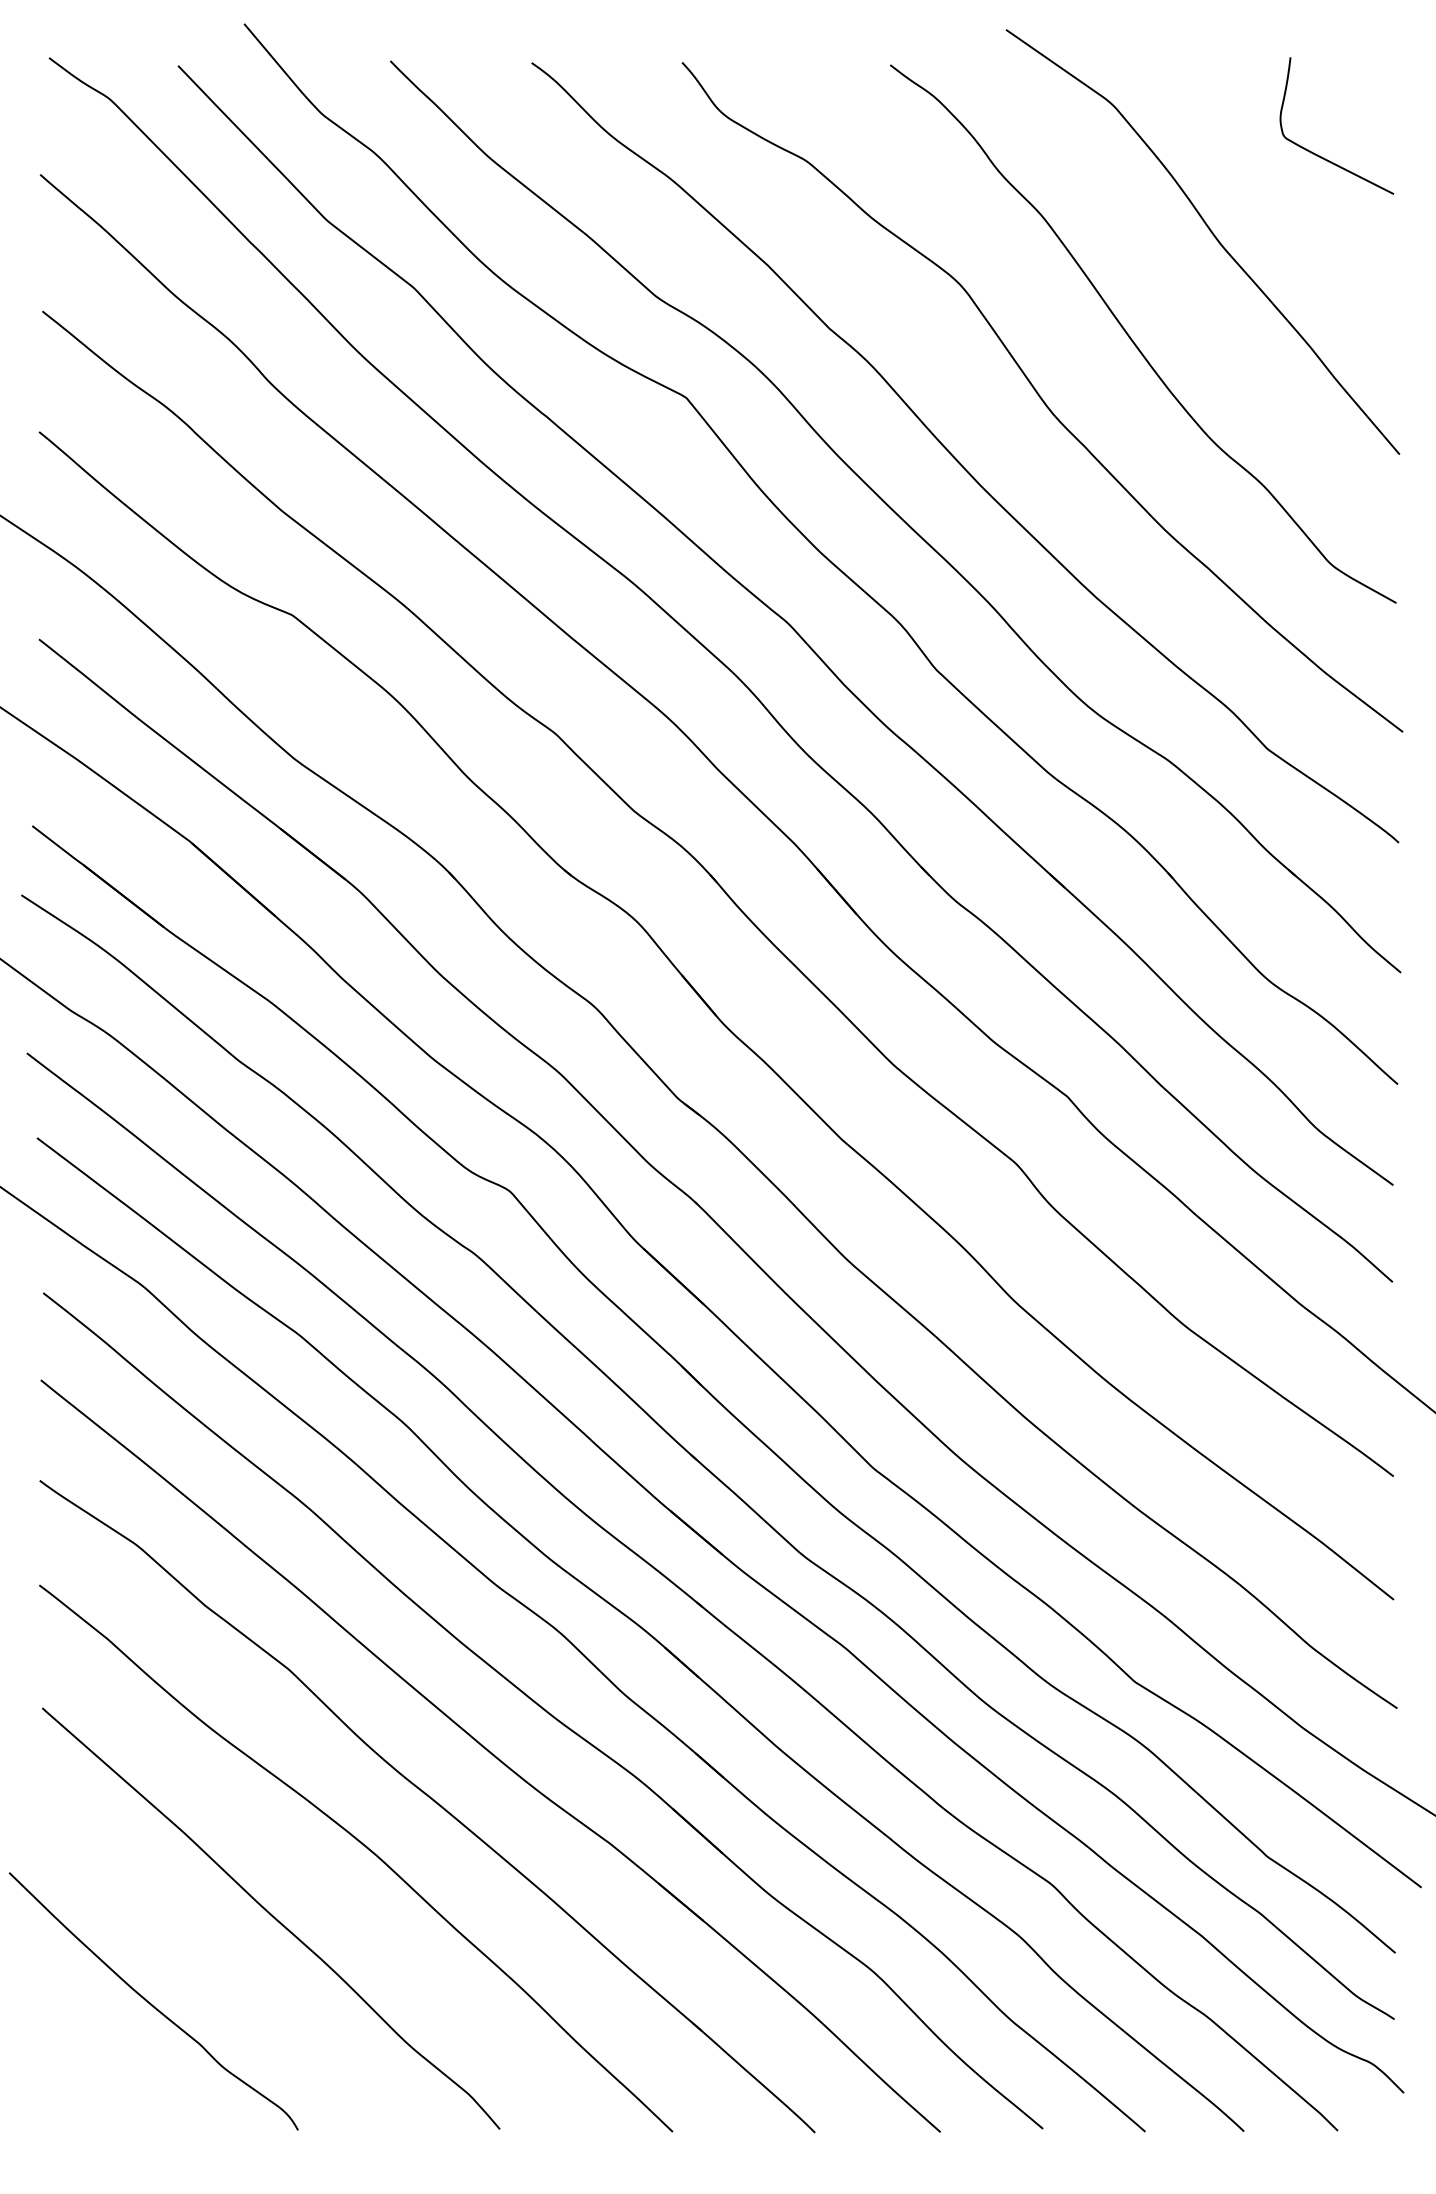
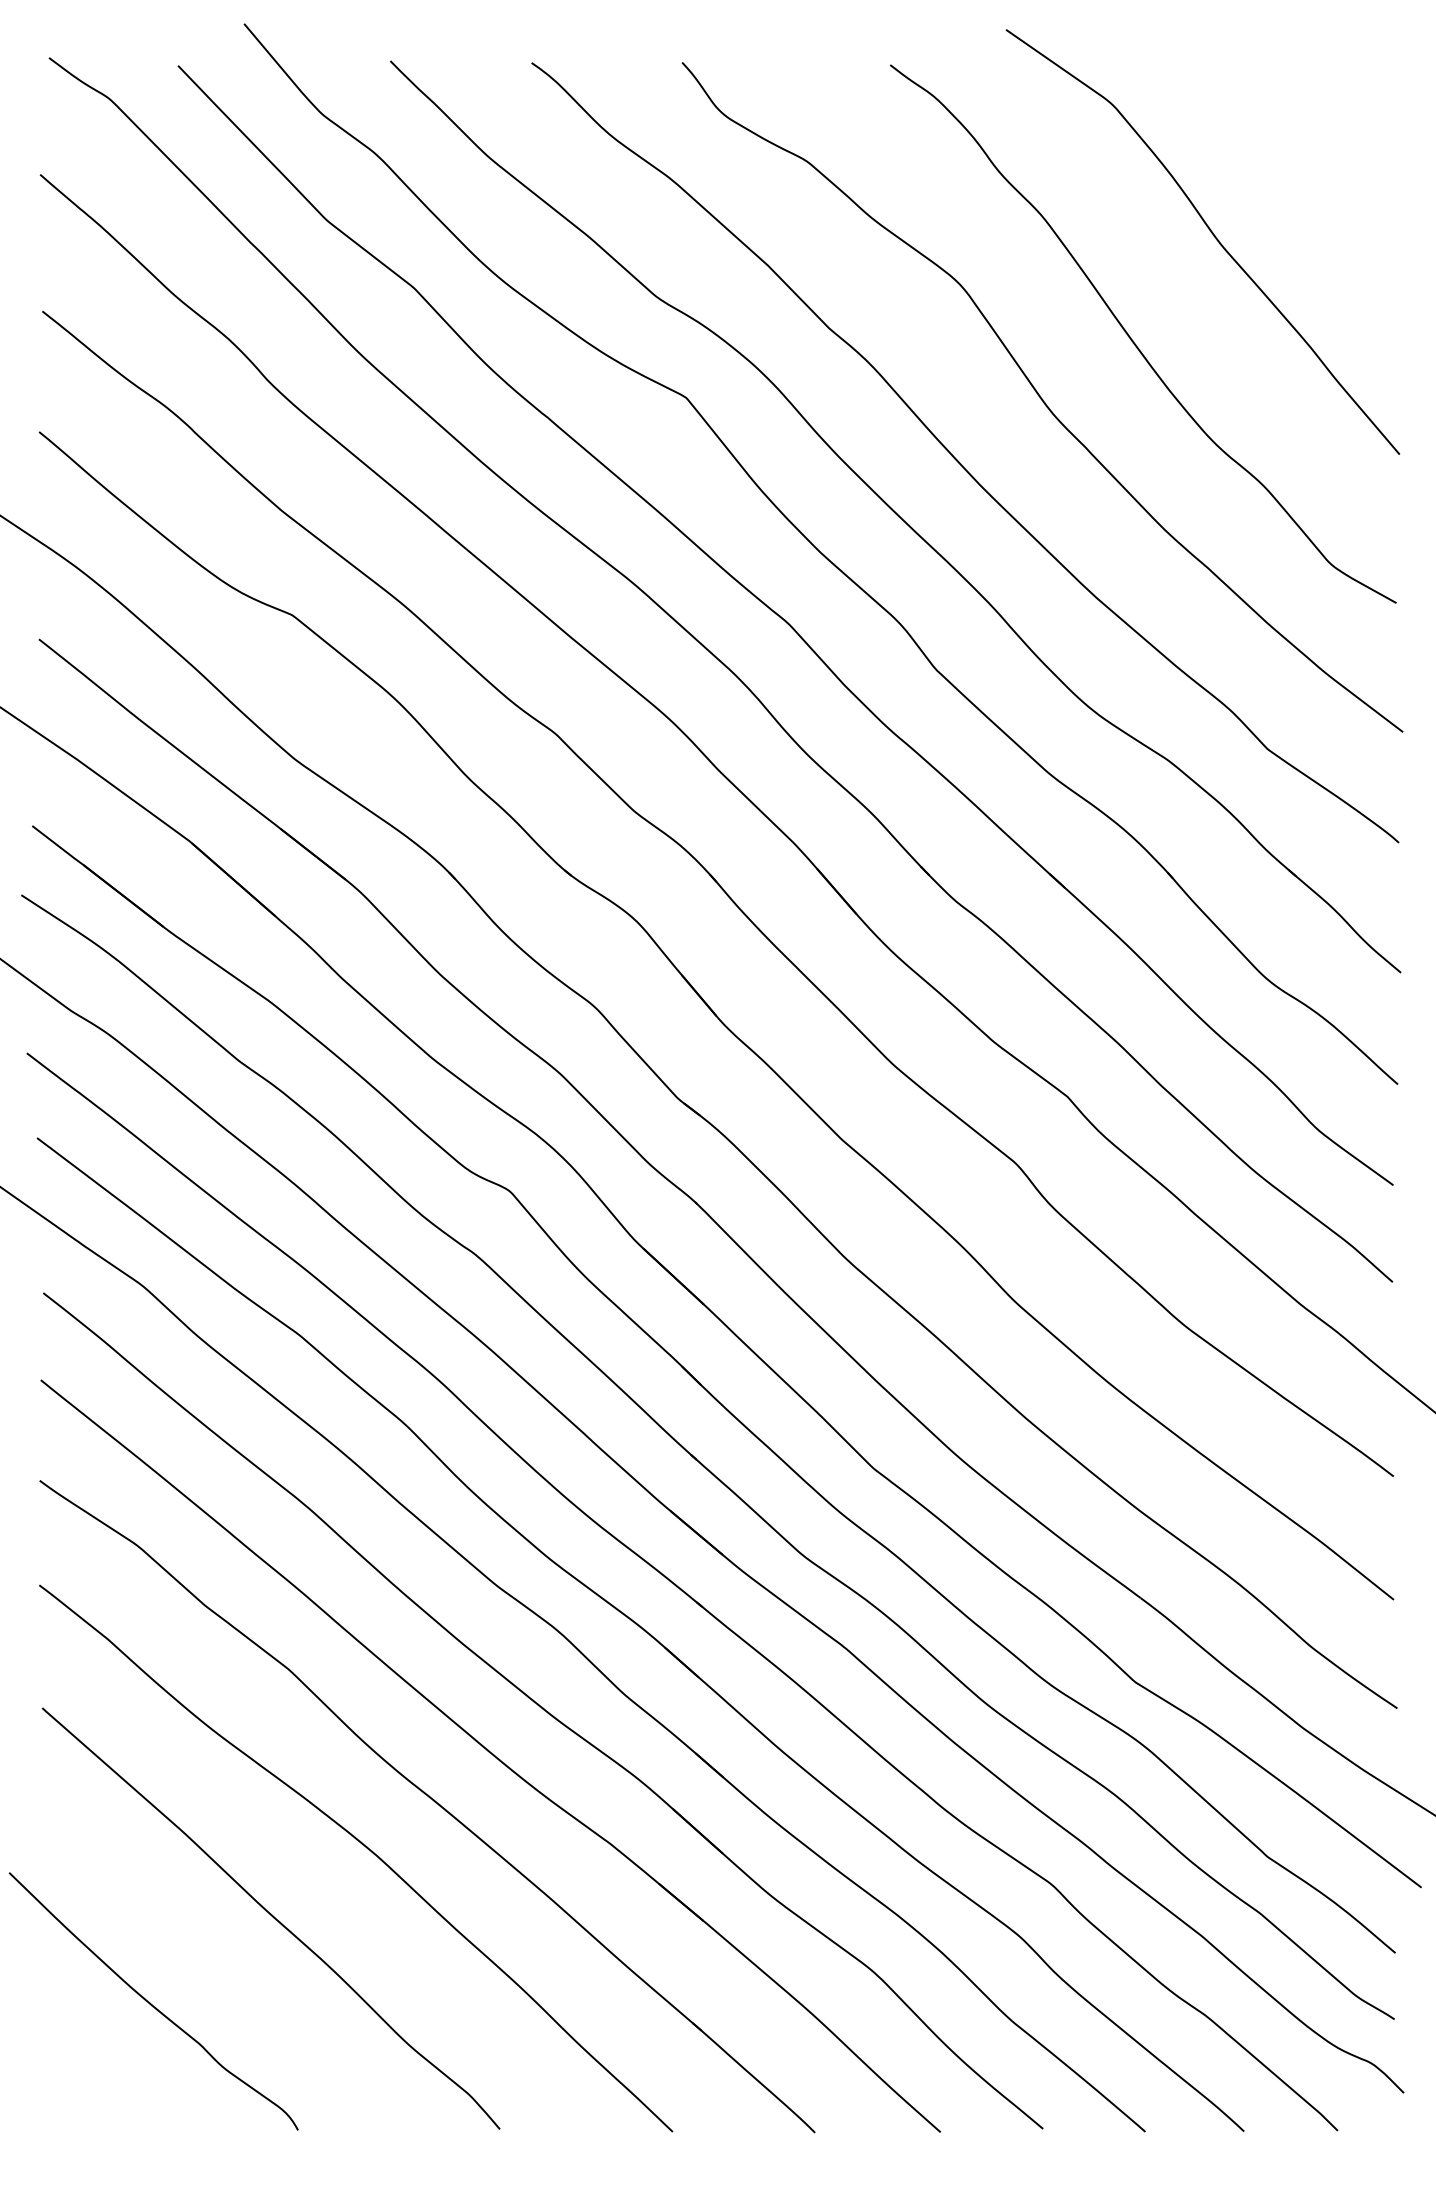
curve: present -> none (1321, 156)
